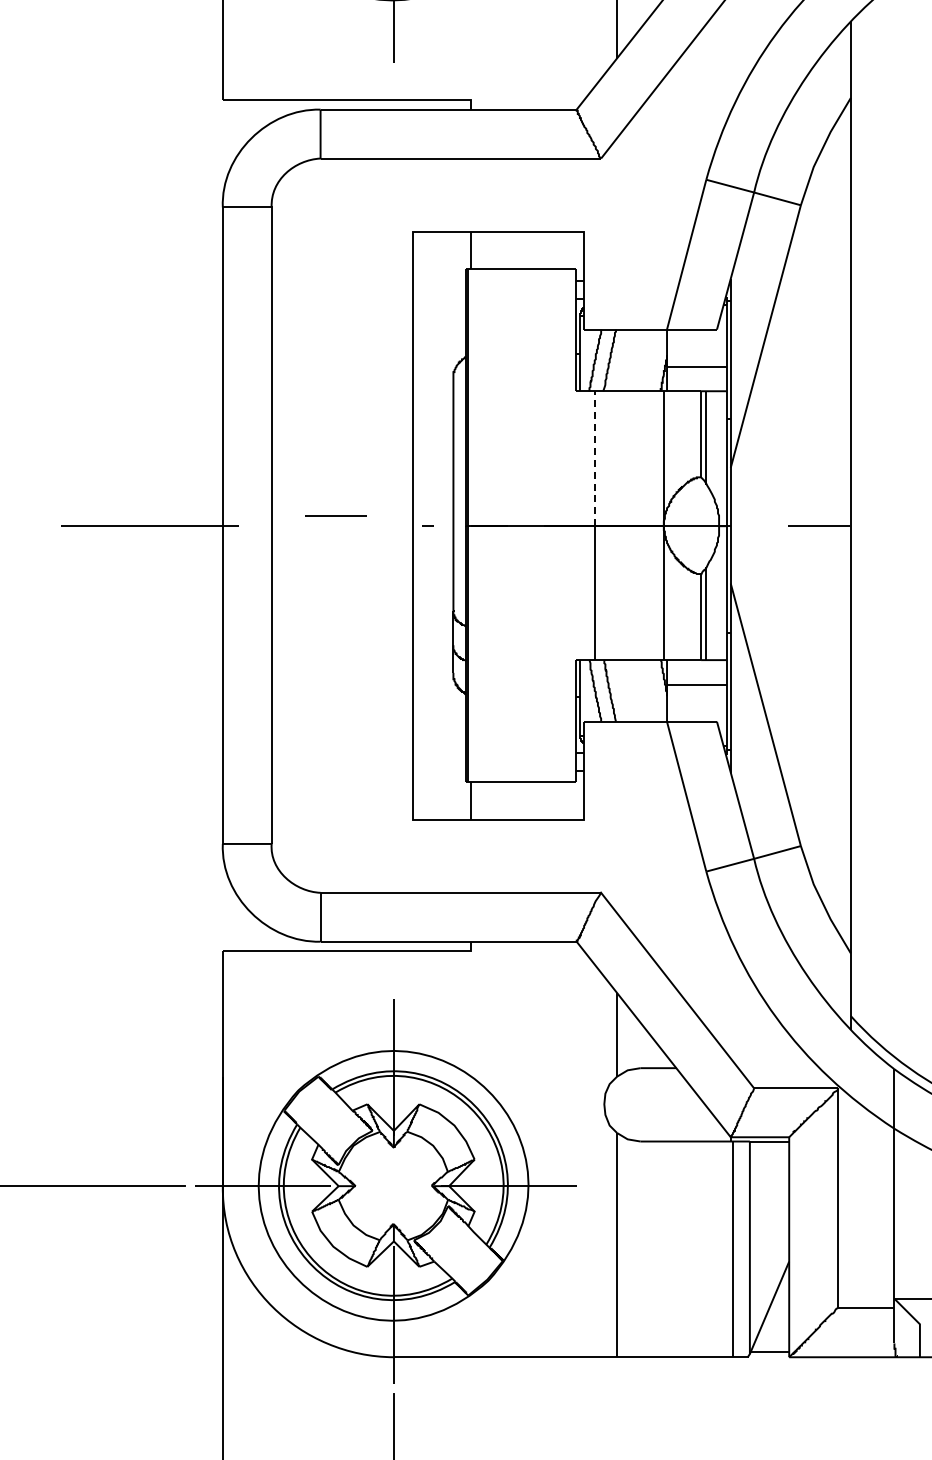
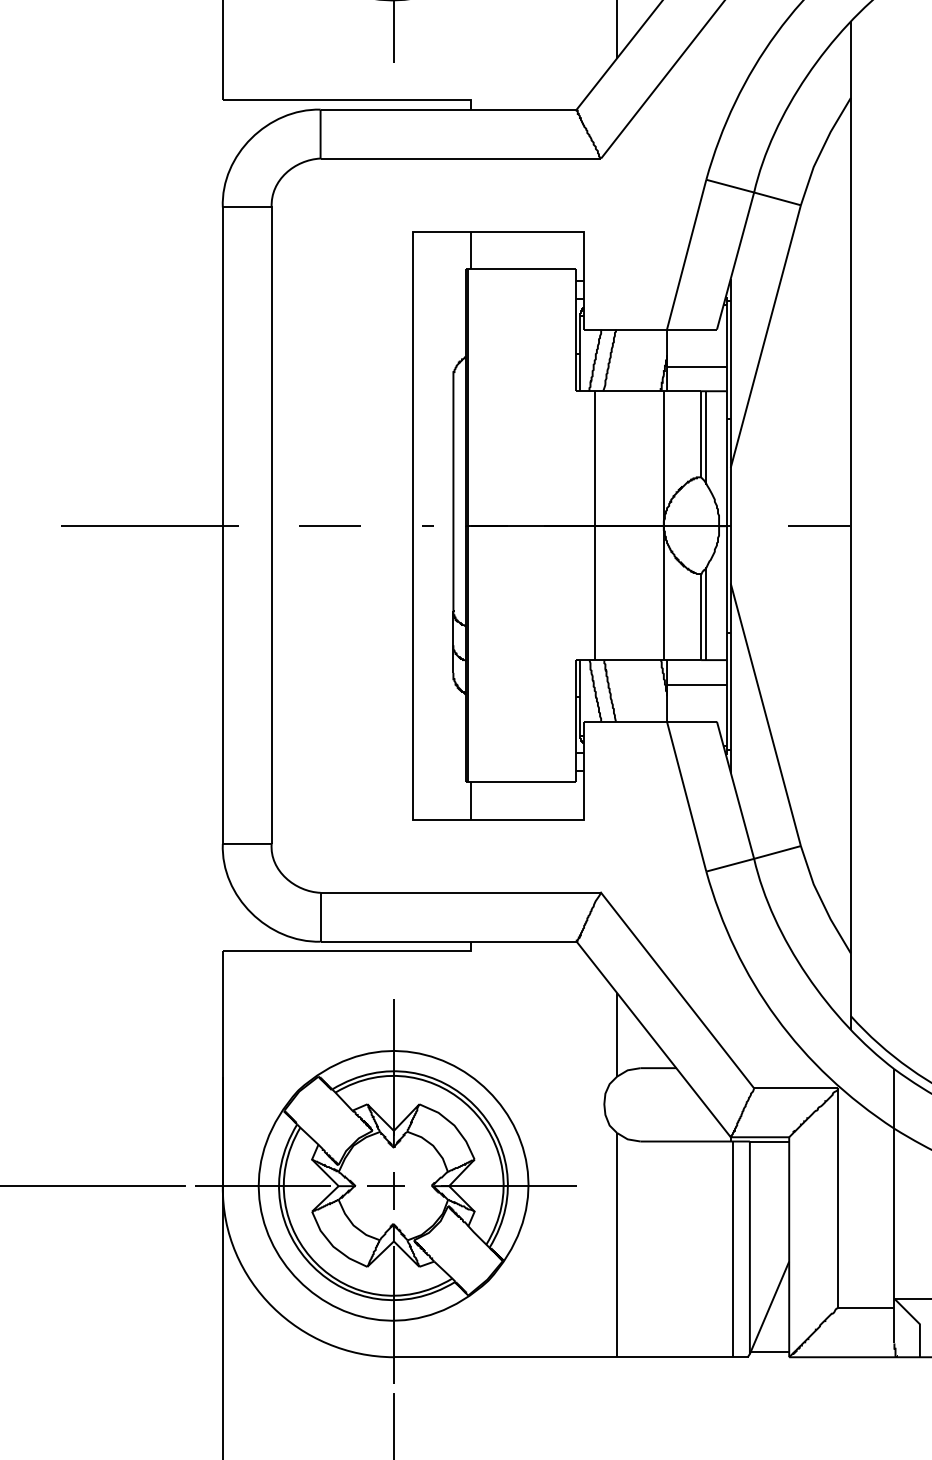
line: dashed -> solid (594, 458)
line position: (335, 515) -> (329, 525) (329, 525)
part: none -> present (385, 1190)
